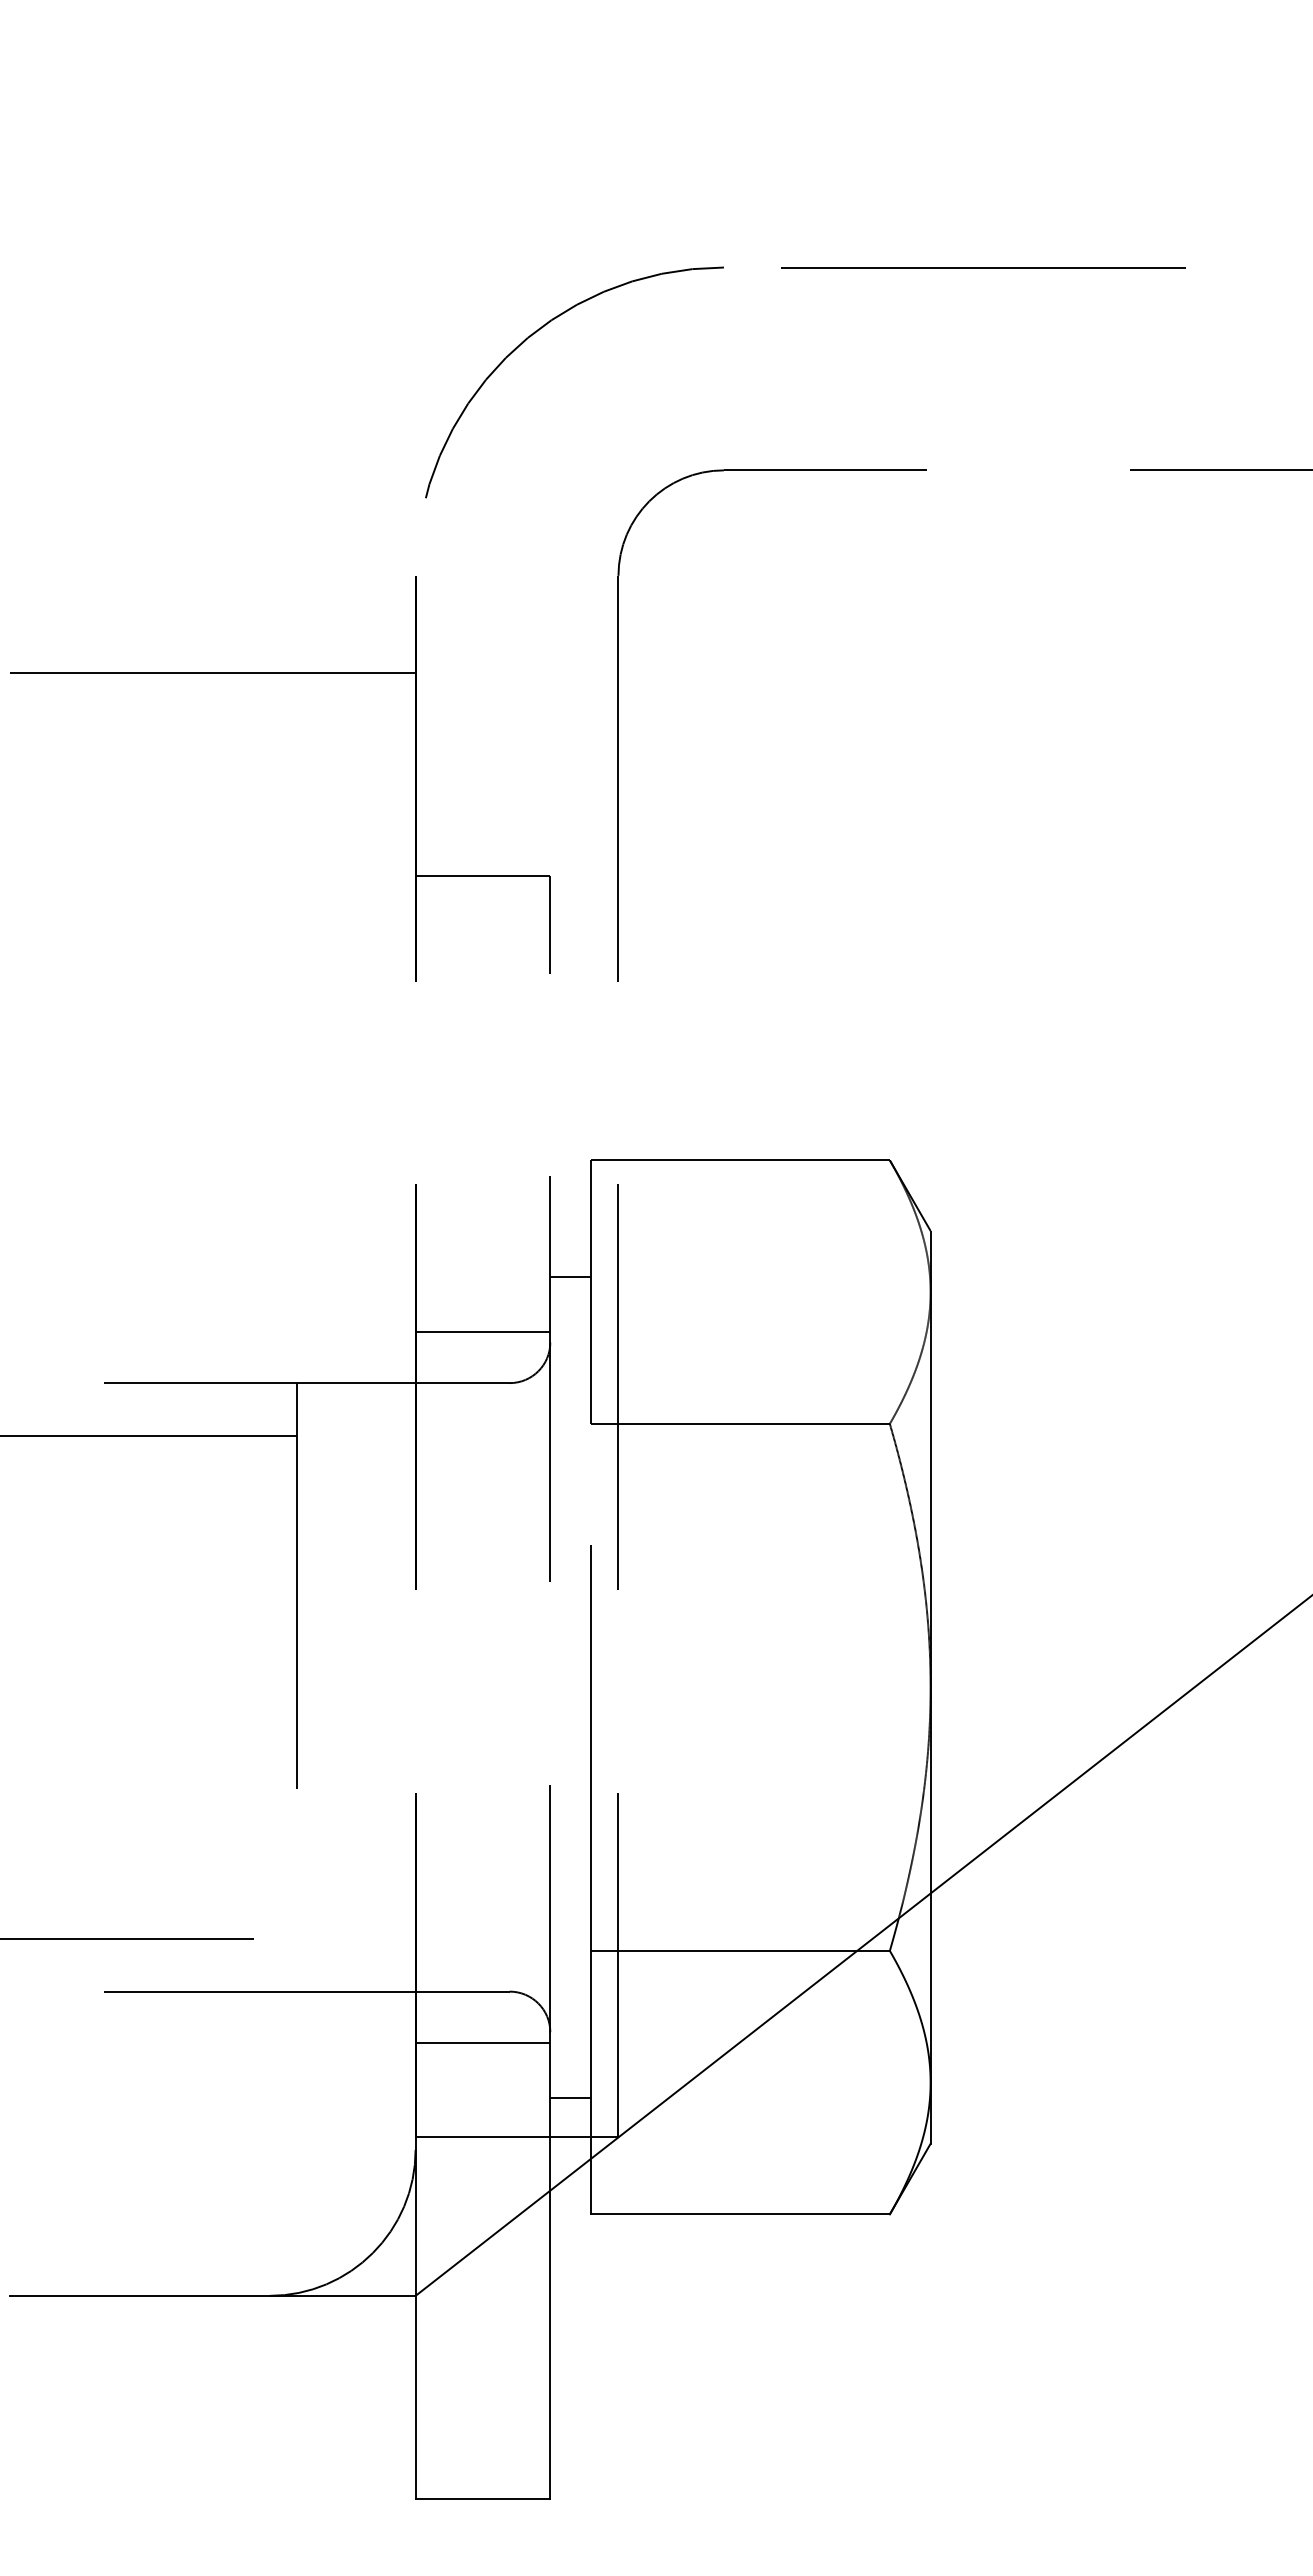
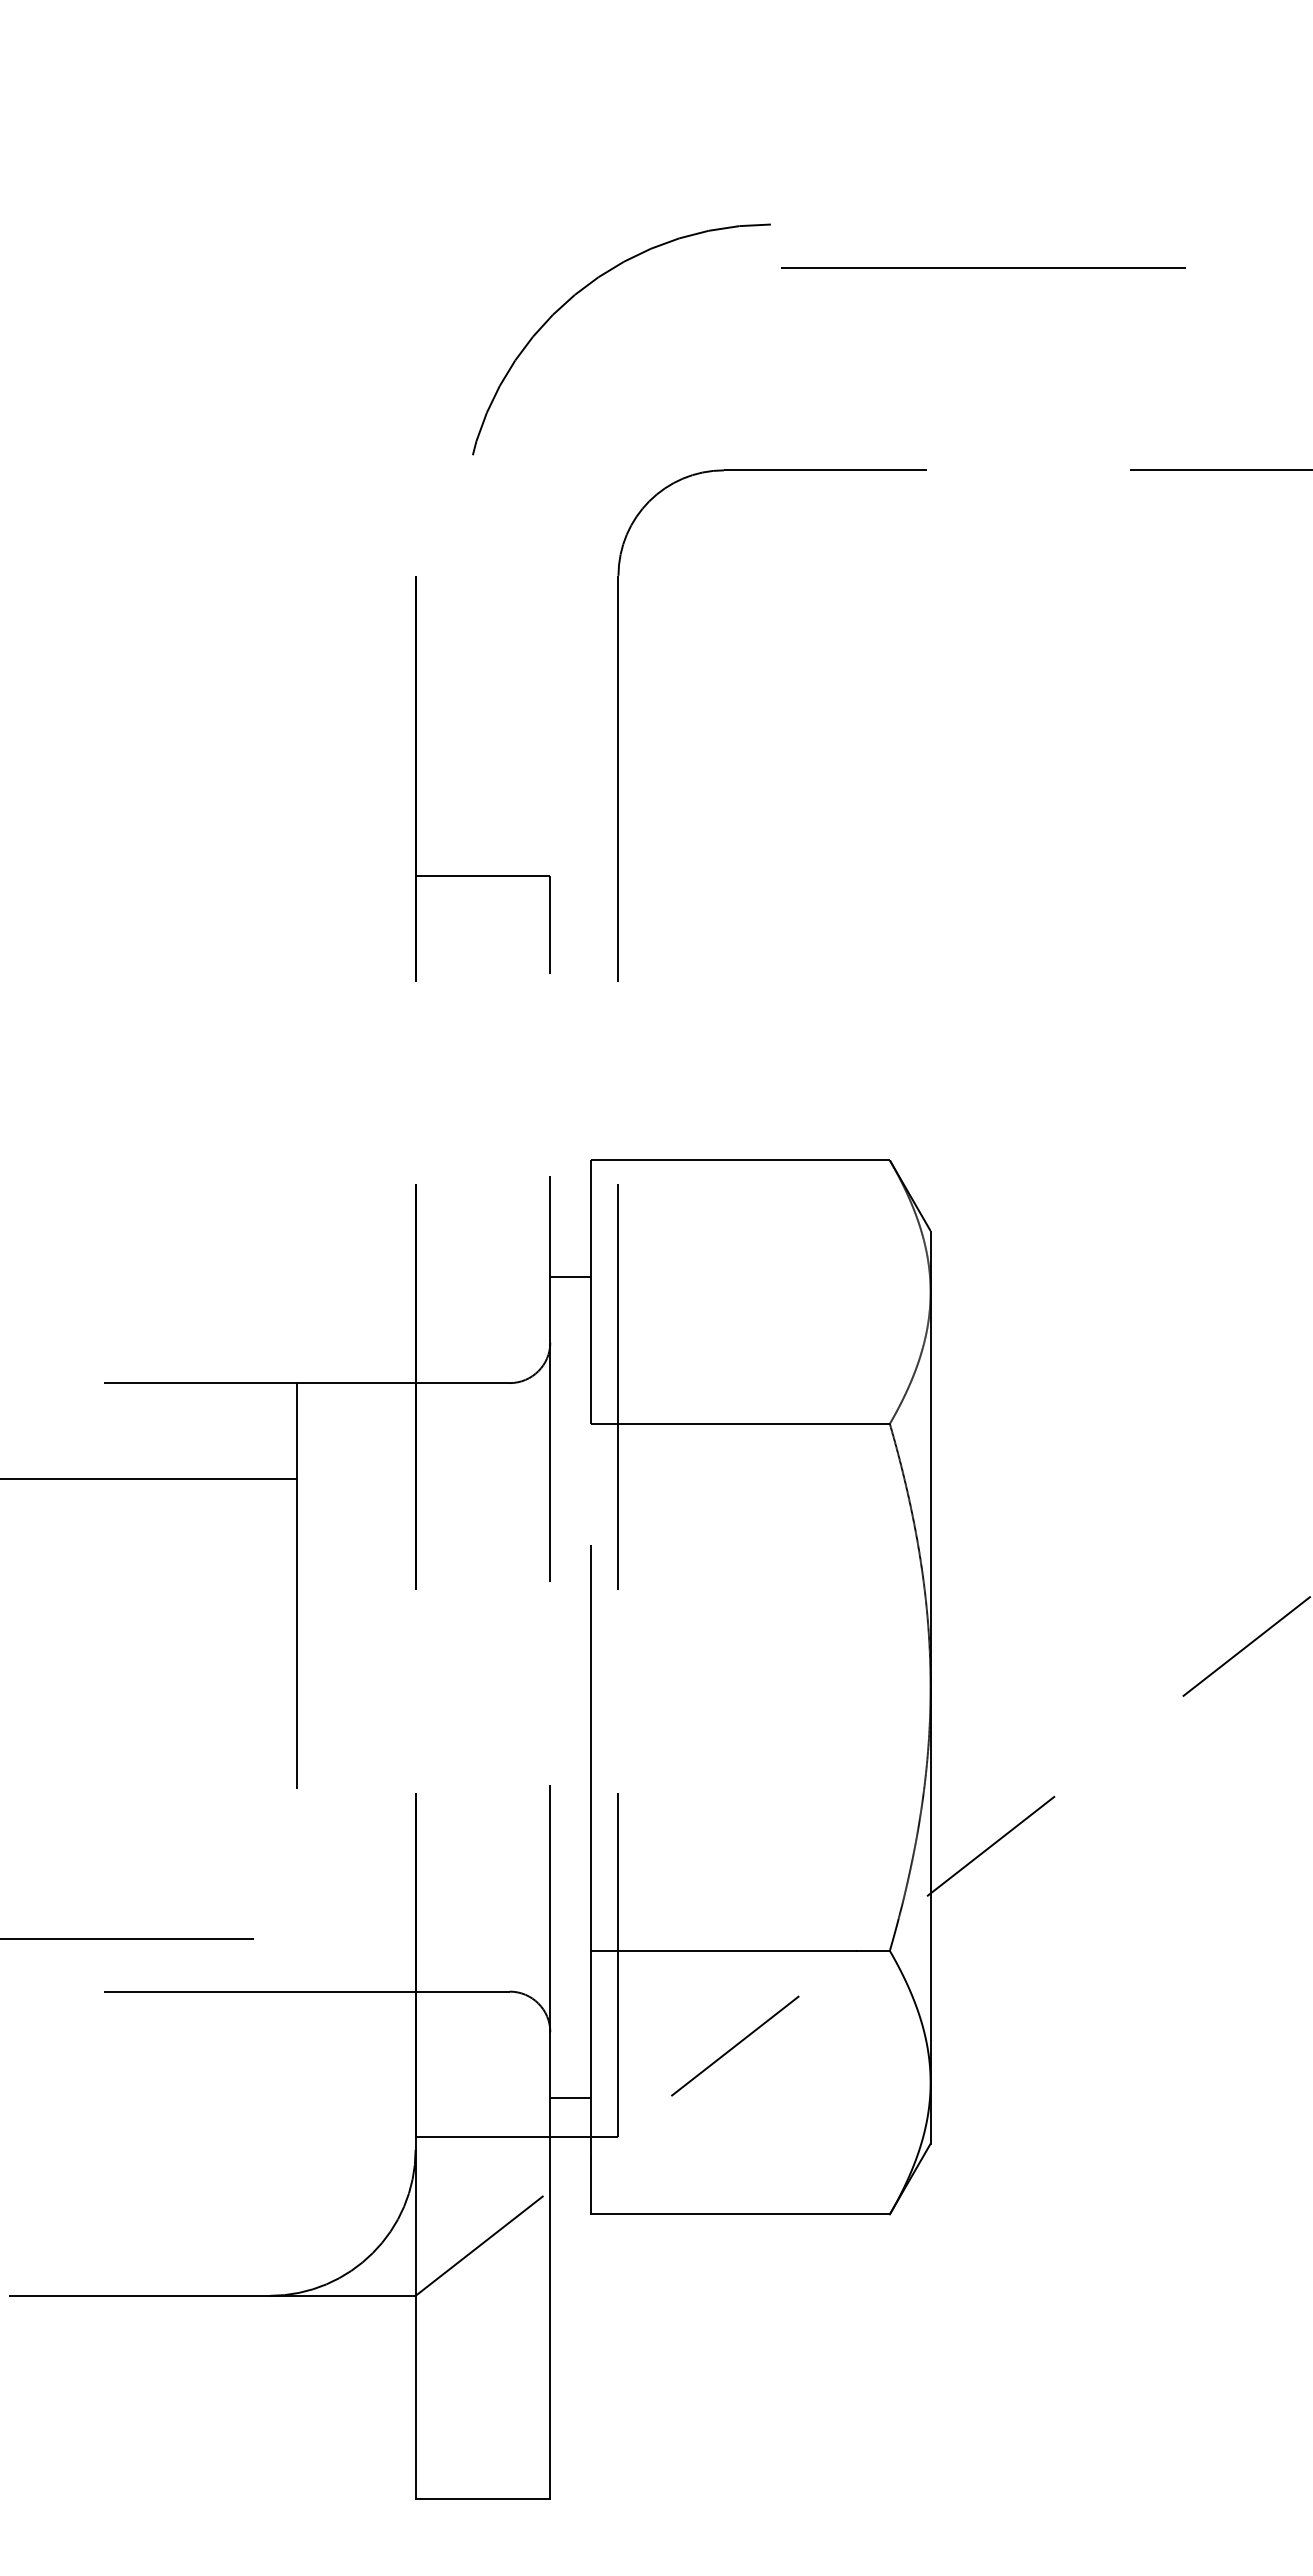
arc position: (538, 331) -> (585, 288) (585, 288)
line: present -> none (212, 673)
line: present -> none (482, 1332)
line position: (149, 1435) -> (149, 1478) (149, 1478)
line: solid -> dashed (863, 1945)
line: present -> none (482, 2042)
